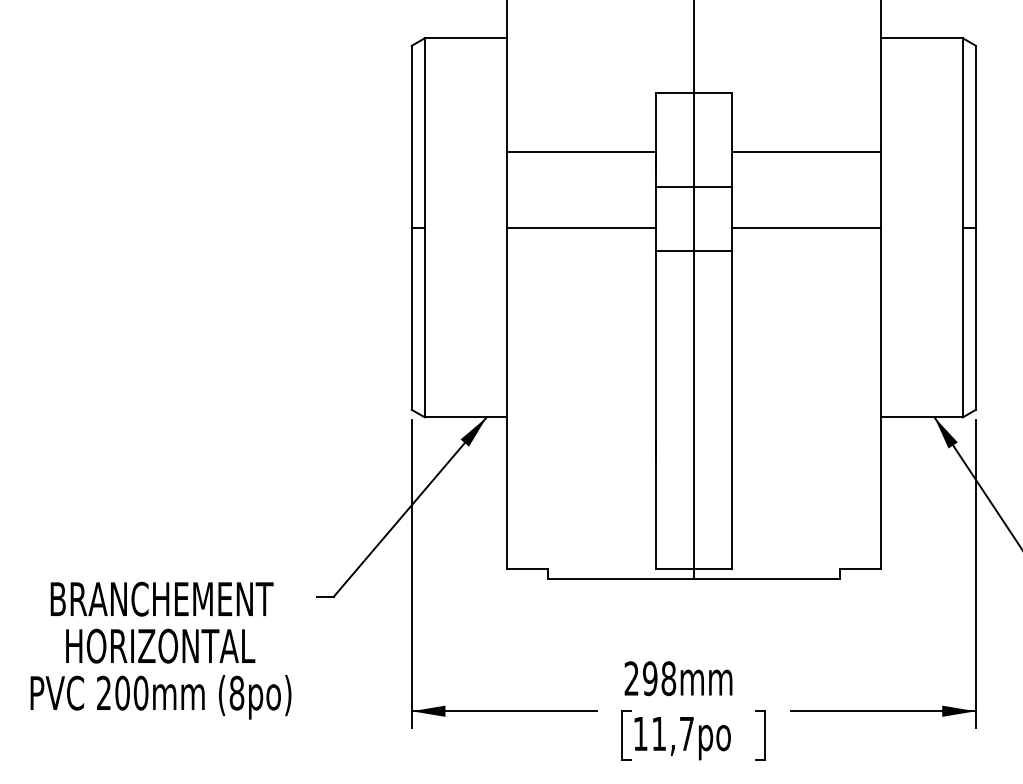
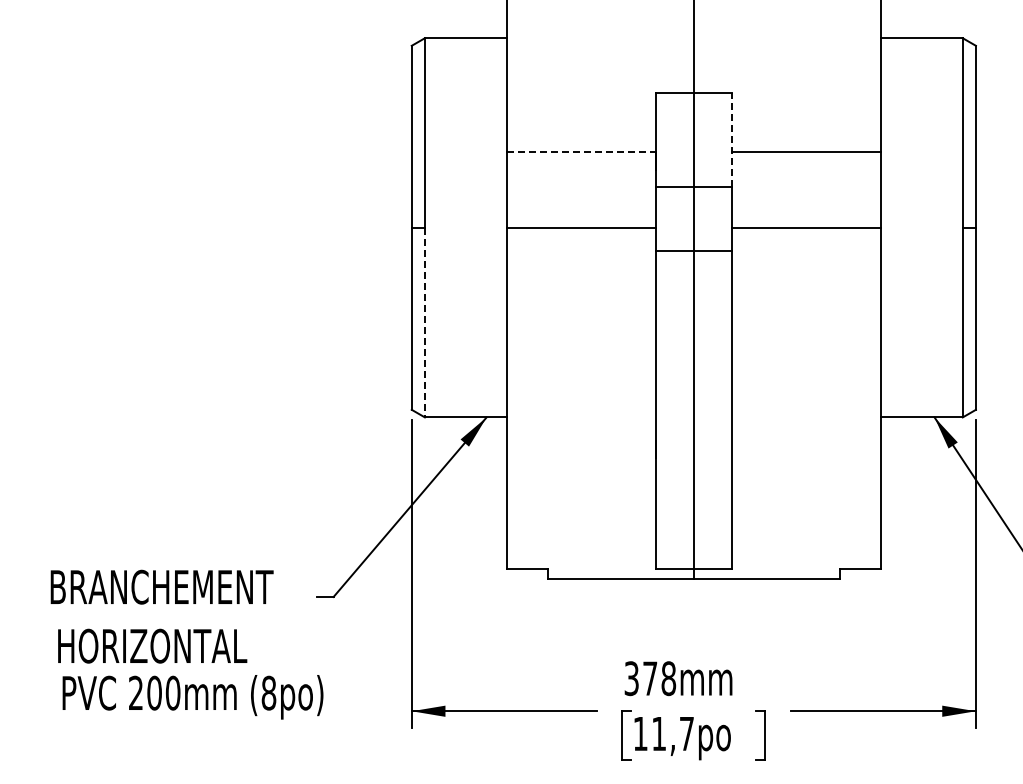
line: solid -> dashed (731, 140)
line: solid -> dashed (581, 151)
line: solid -> dashed (424, 322)
text position: (161, 598) -> (161, 586) (161, 586)
text position: (160, 645) -> (152, 645) (152, 645)
text: 298mm -> 378mm (640, 678)
text position: (160, 697) -> (192, 697) (192, 697)
